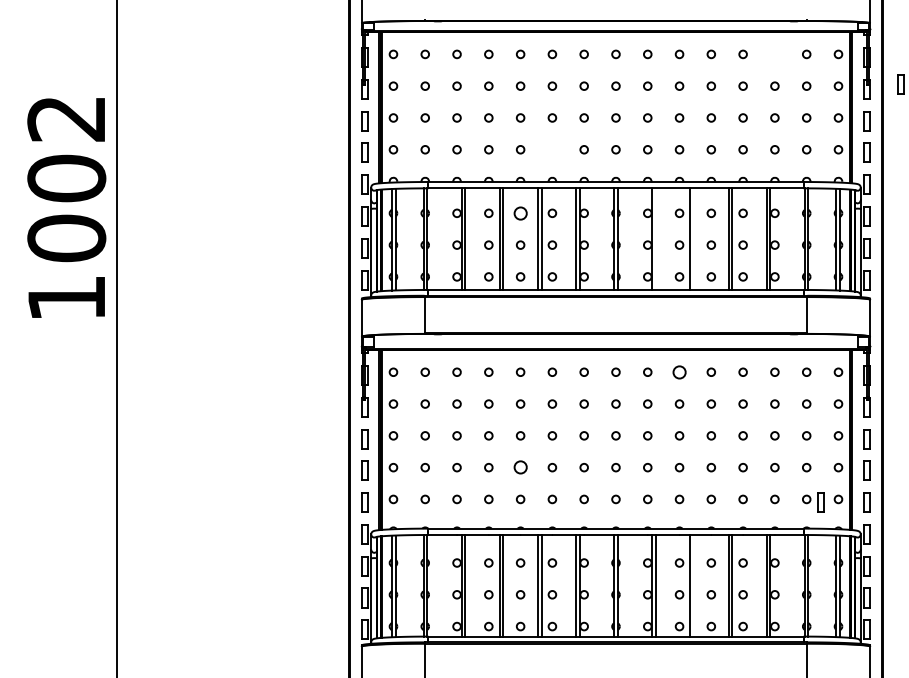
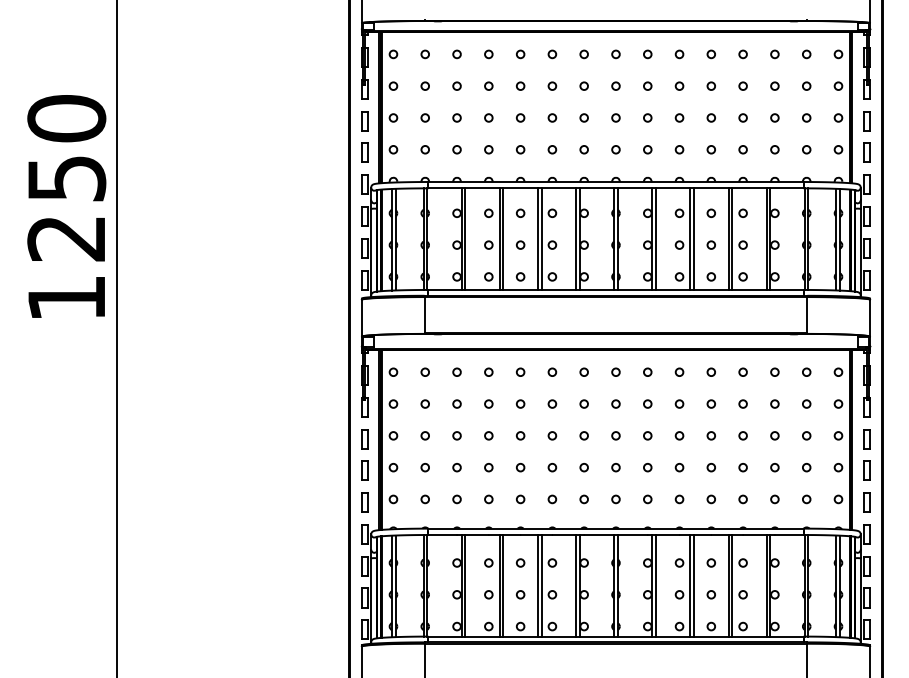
circle: none -> present (774, 54)
part: present -> none (900, 84)
circle: none -> present (552, 149)
text: 1002 -> 1250 (66, 178)
circle size: 15x15 px -> 11x10 px (520, 212)
line: none -> present (656, 238)
line: none -> present (694, 238)
circle size: 15x15 px -> 11x10 px (679, 371)
circle size: 15x15 px -> 11x10 px (520, 467)
part: present -> none (820, 502)
line: none -> present (694, 585)
